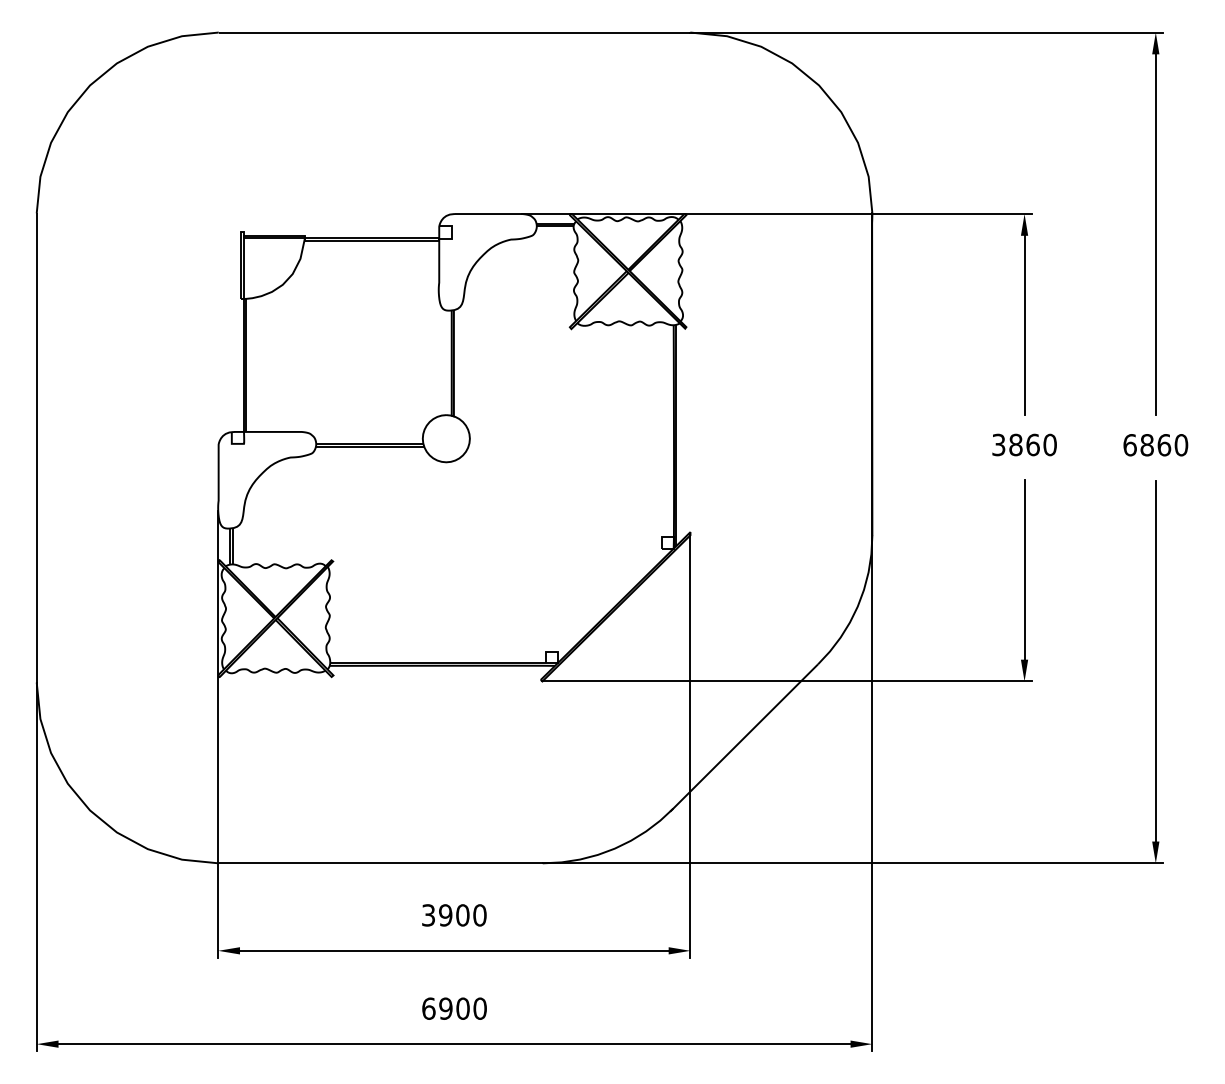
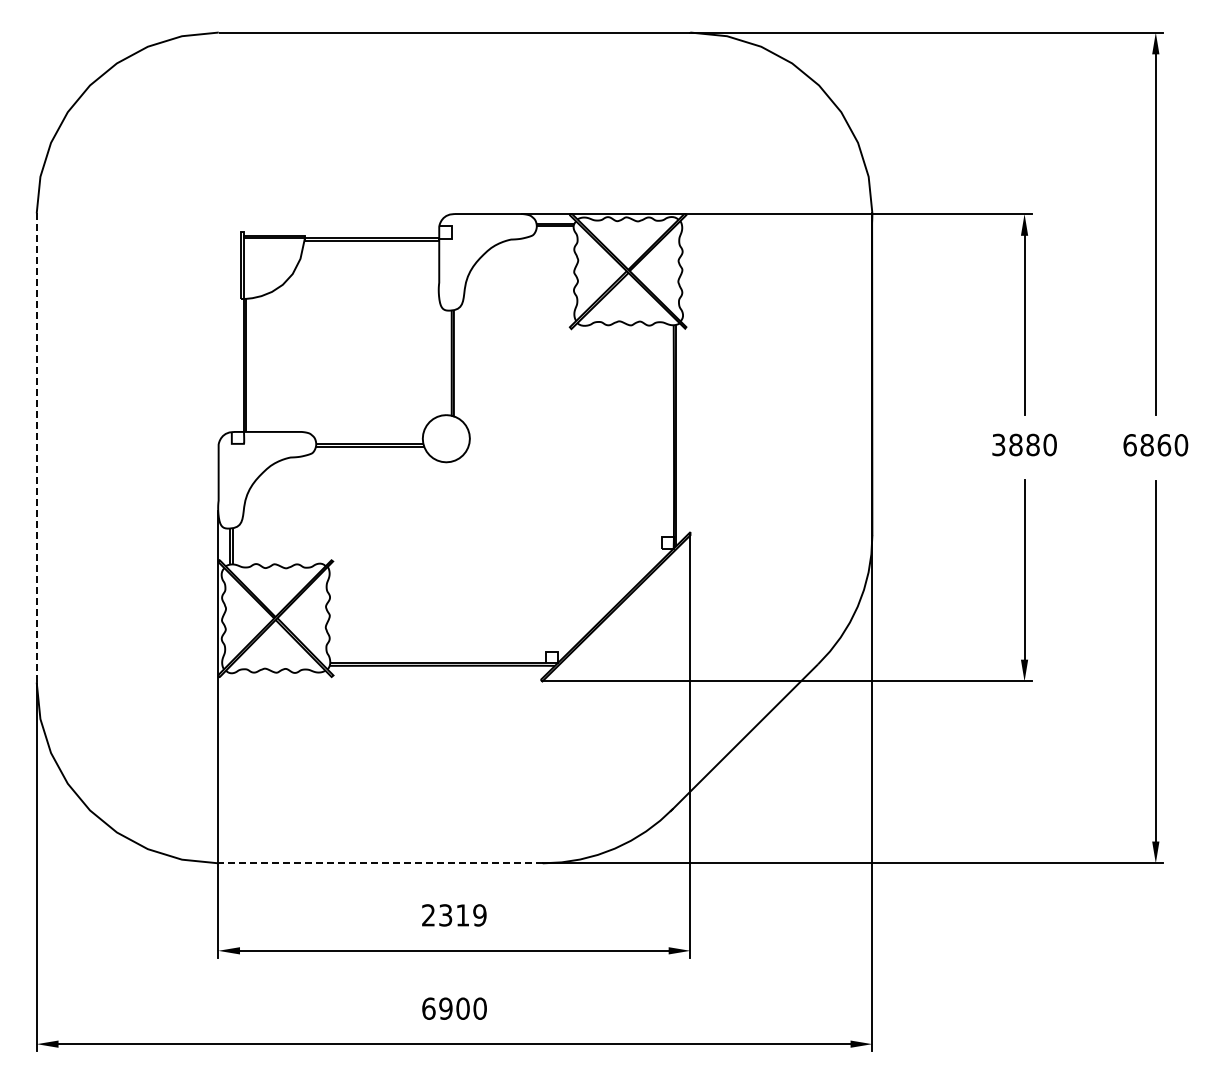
text: 3860 -> 3880 (1032, 444)
line: solid -> dashed (36, 447)
line: solid -> dashed (380, 863)
text: 3900 -> 2319 (454, 915)
